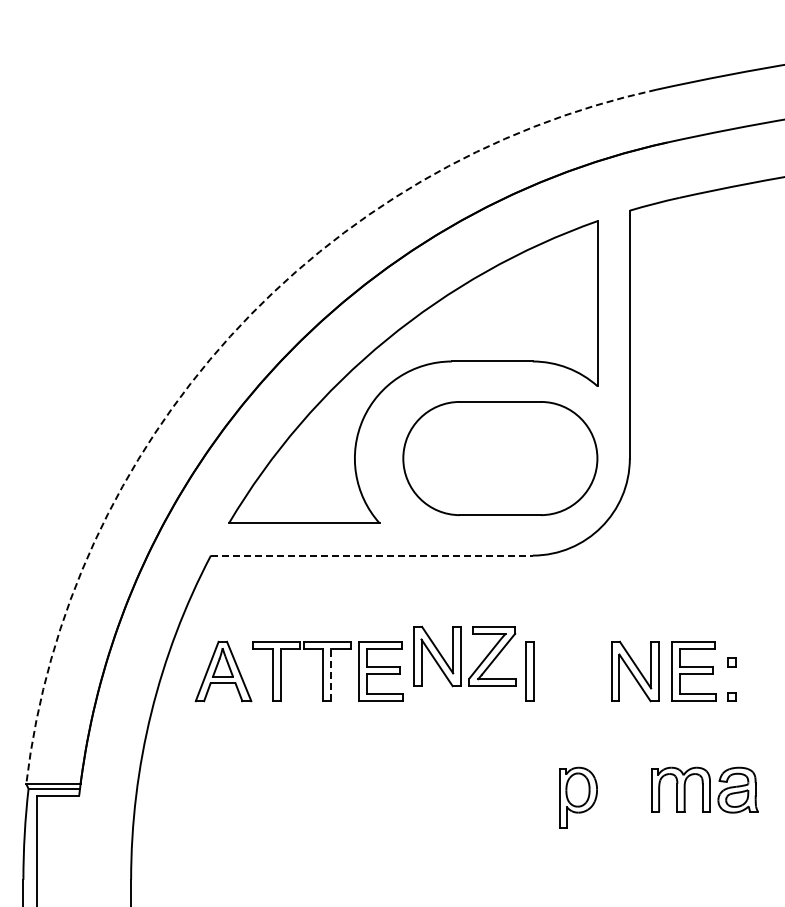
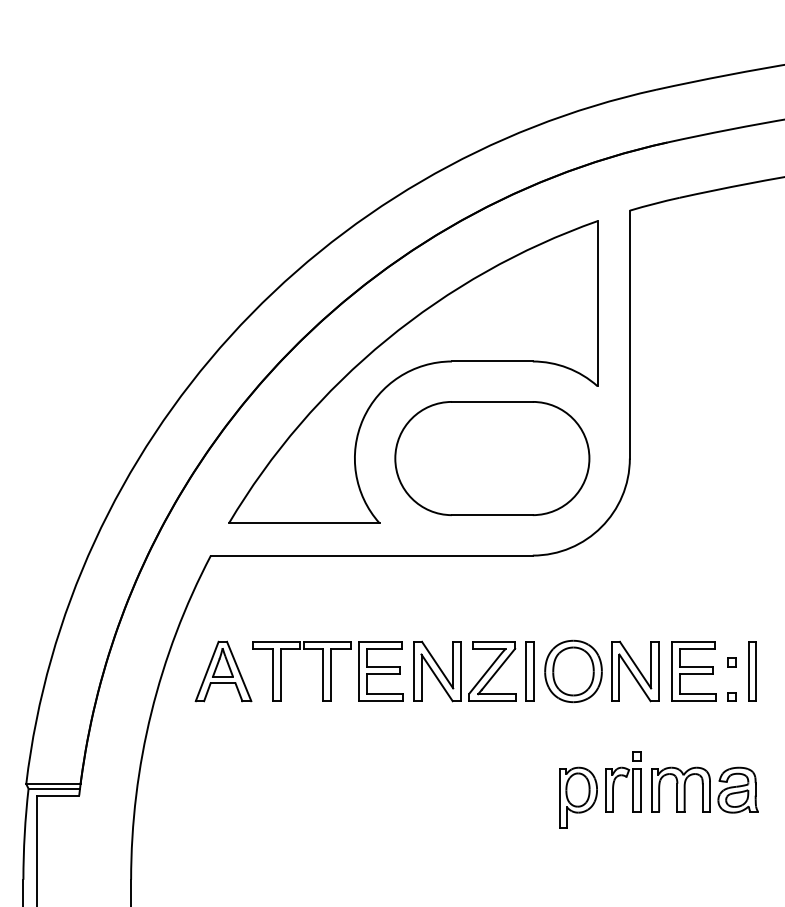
arc: dashed -> solid (230, 336)
part position: (500, 458) -> (492, 458) (492, 458)
line: dashed -> solid (371, 555)
part position: (464, 656) -> (464, 671) (464, 671)
part: none -> present (573, 671)
part: none -> present (752, 671)
line: dashed -> solid (331, 674)
part: none -> present (623, 781)
